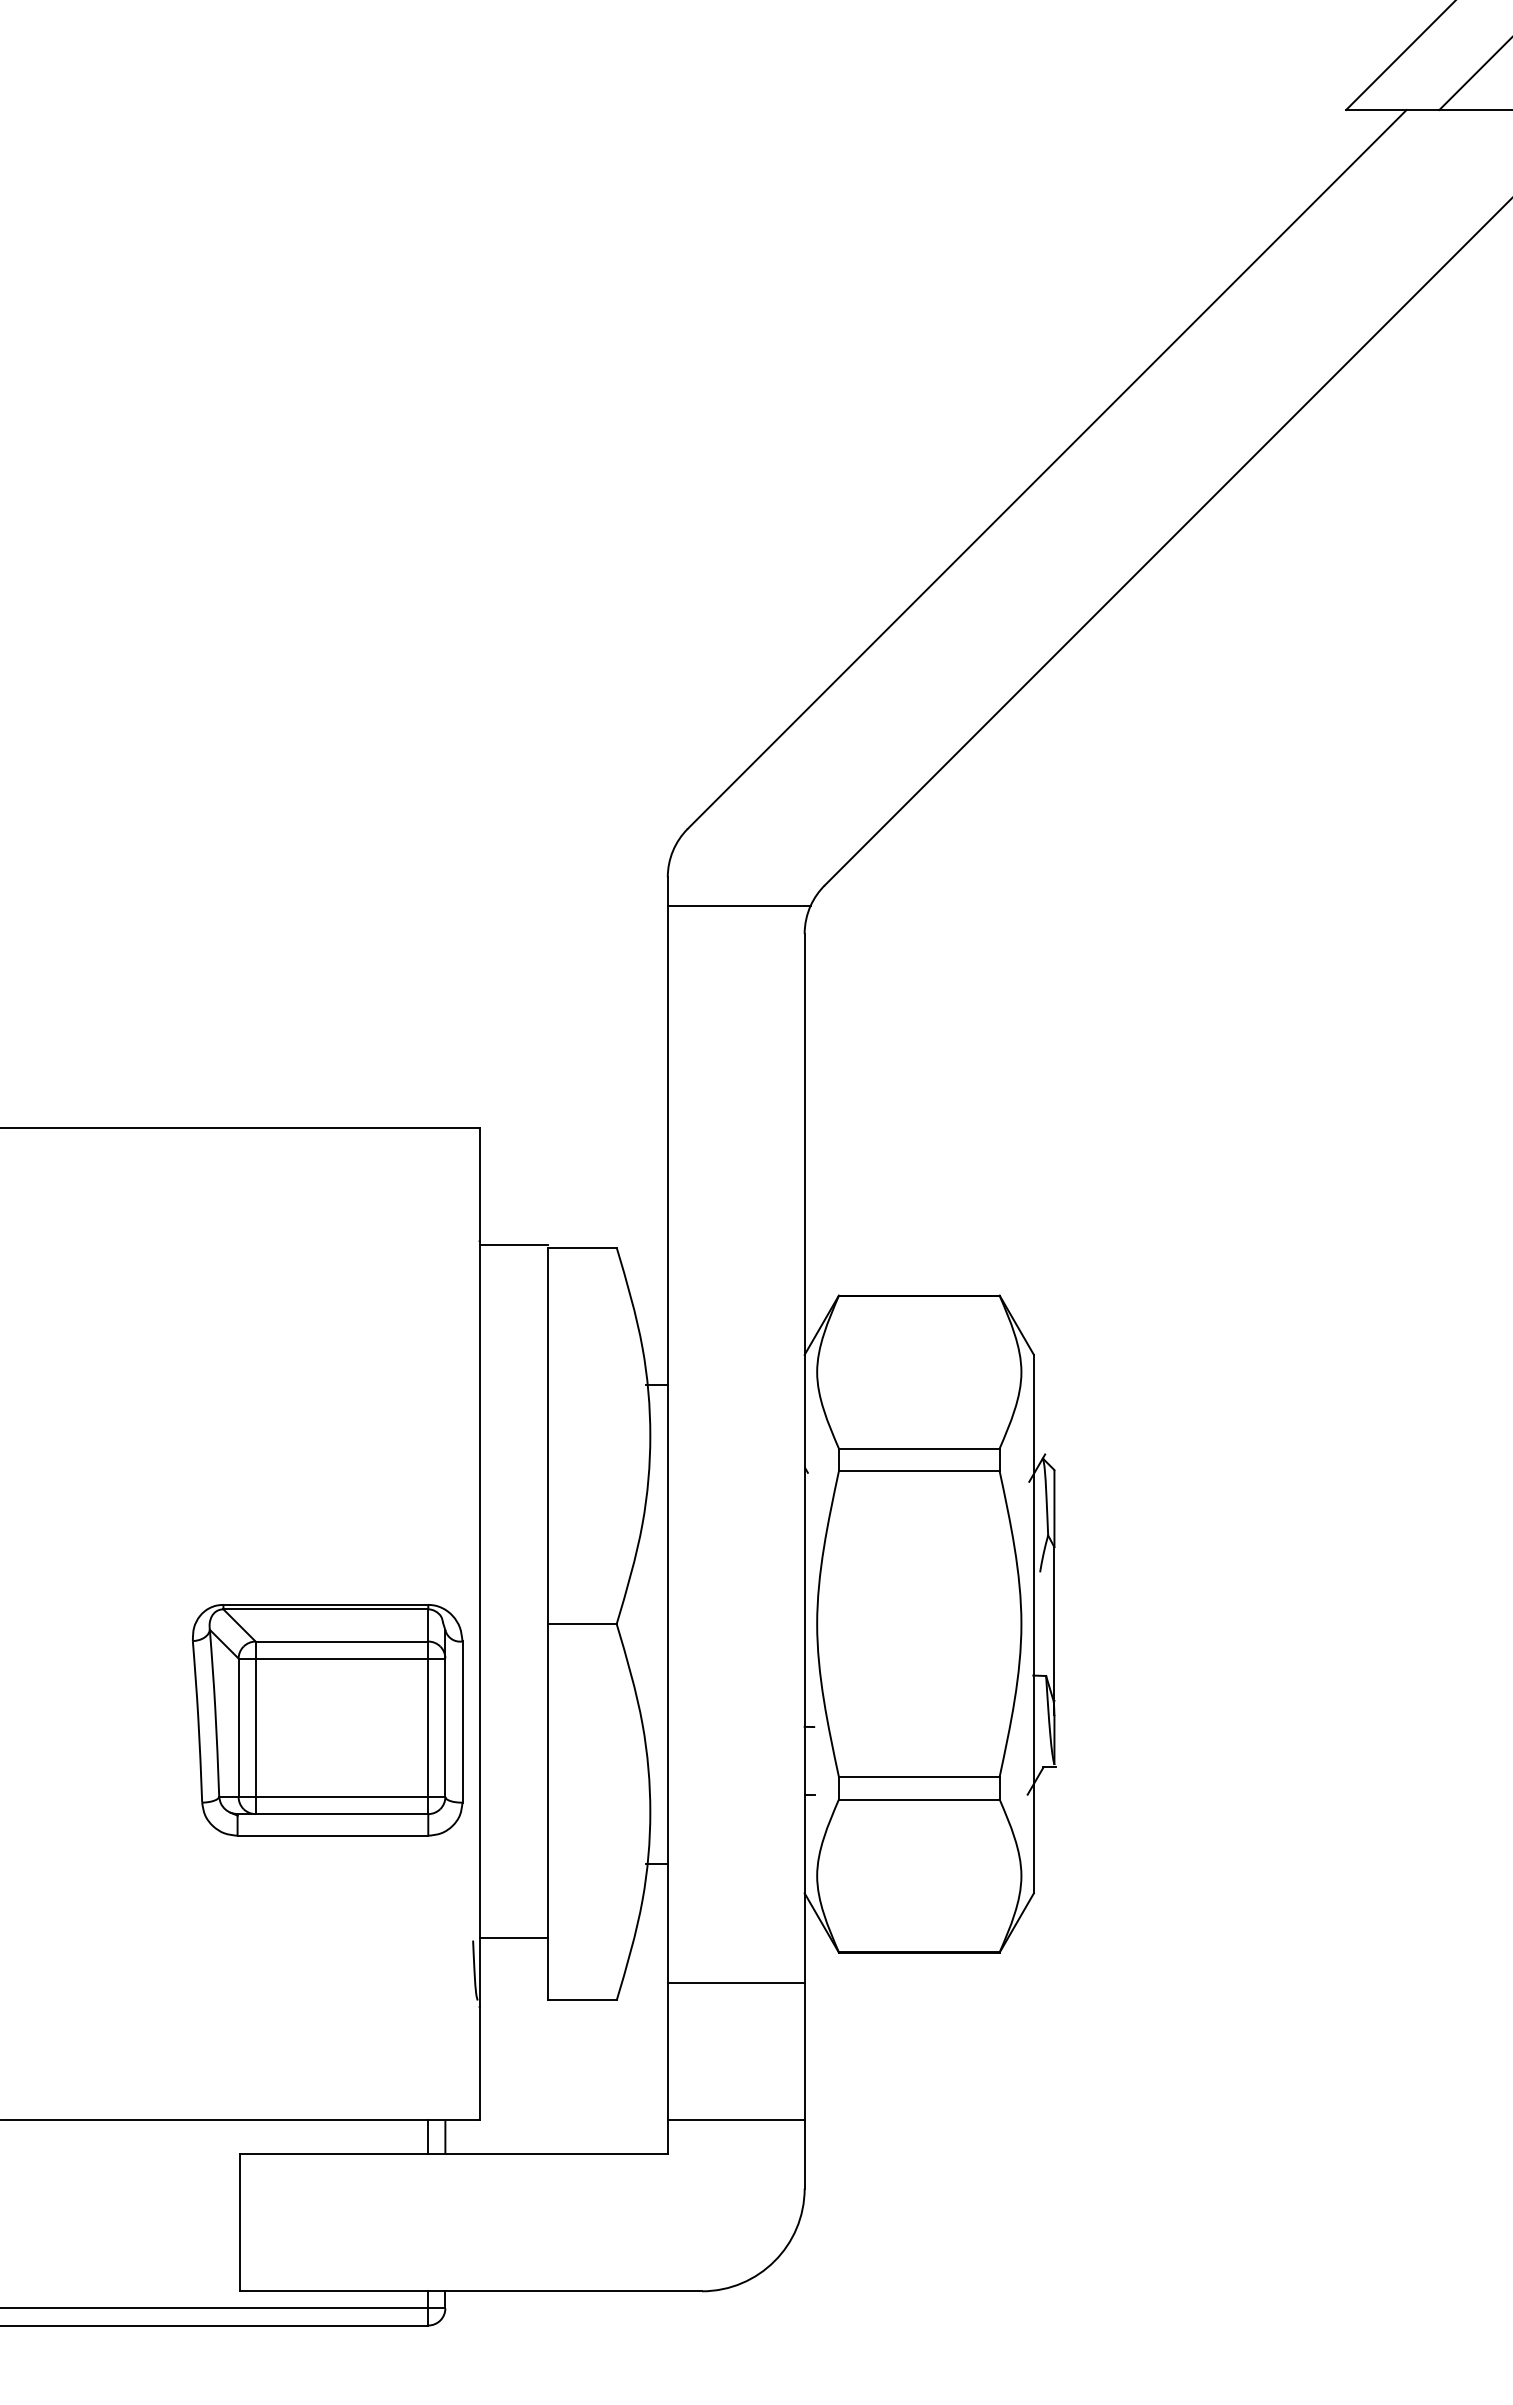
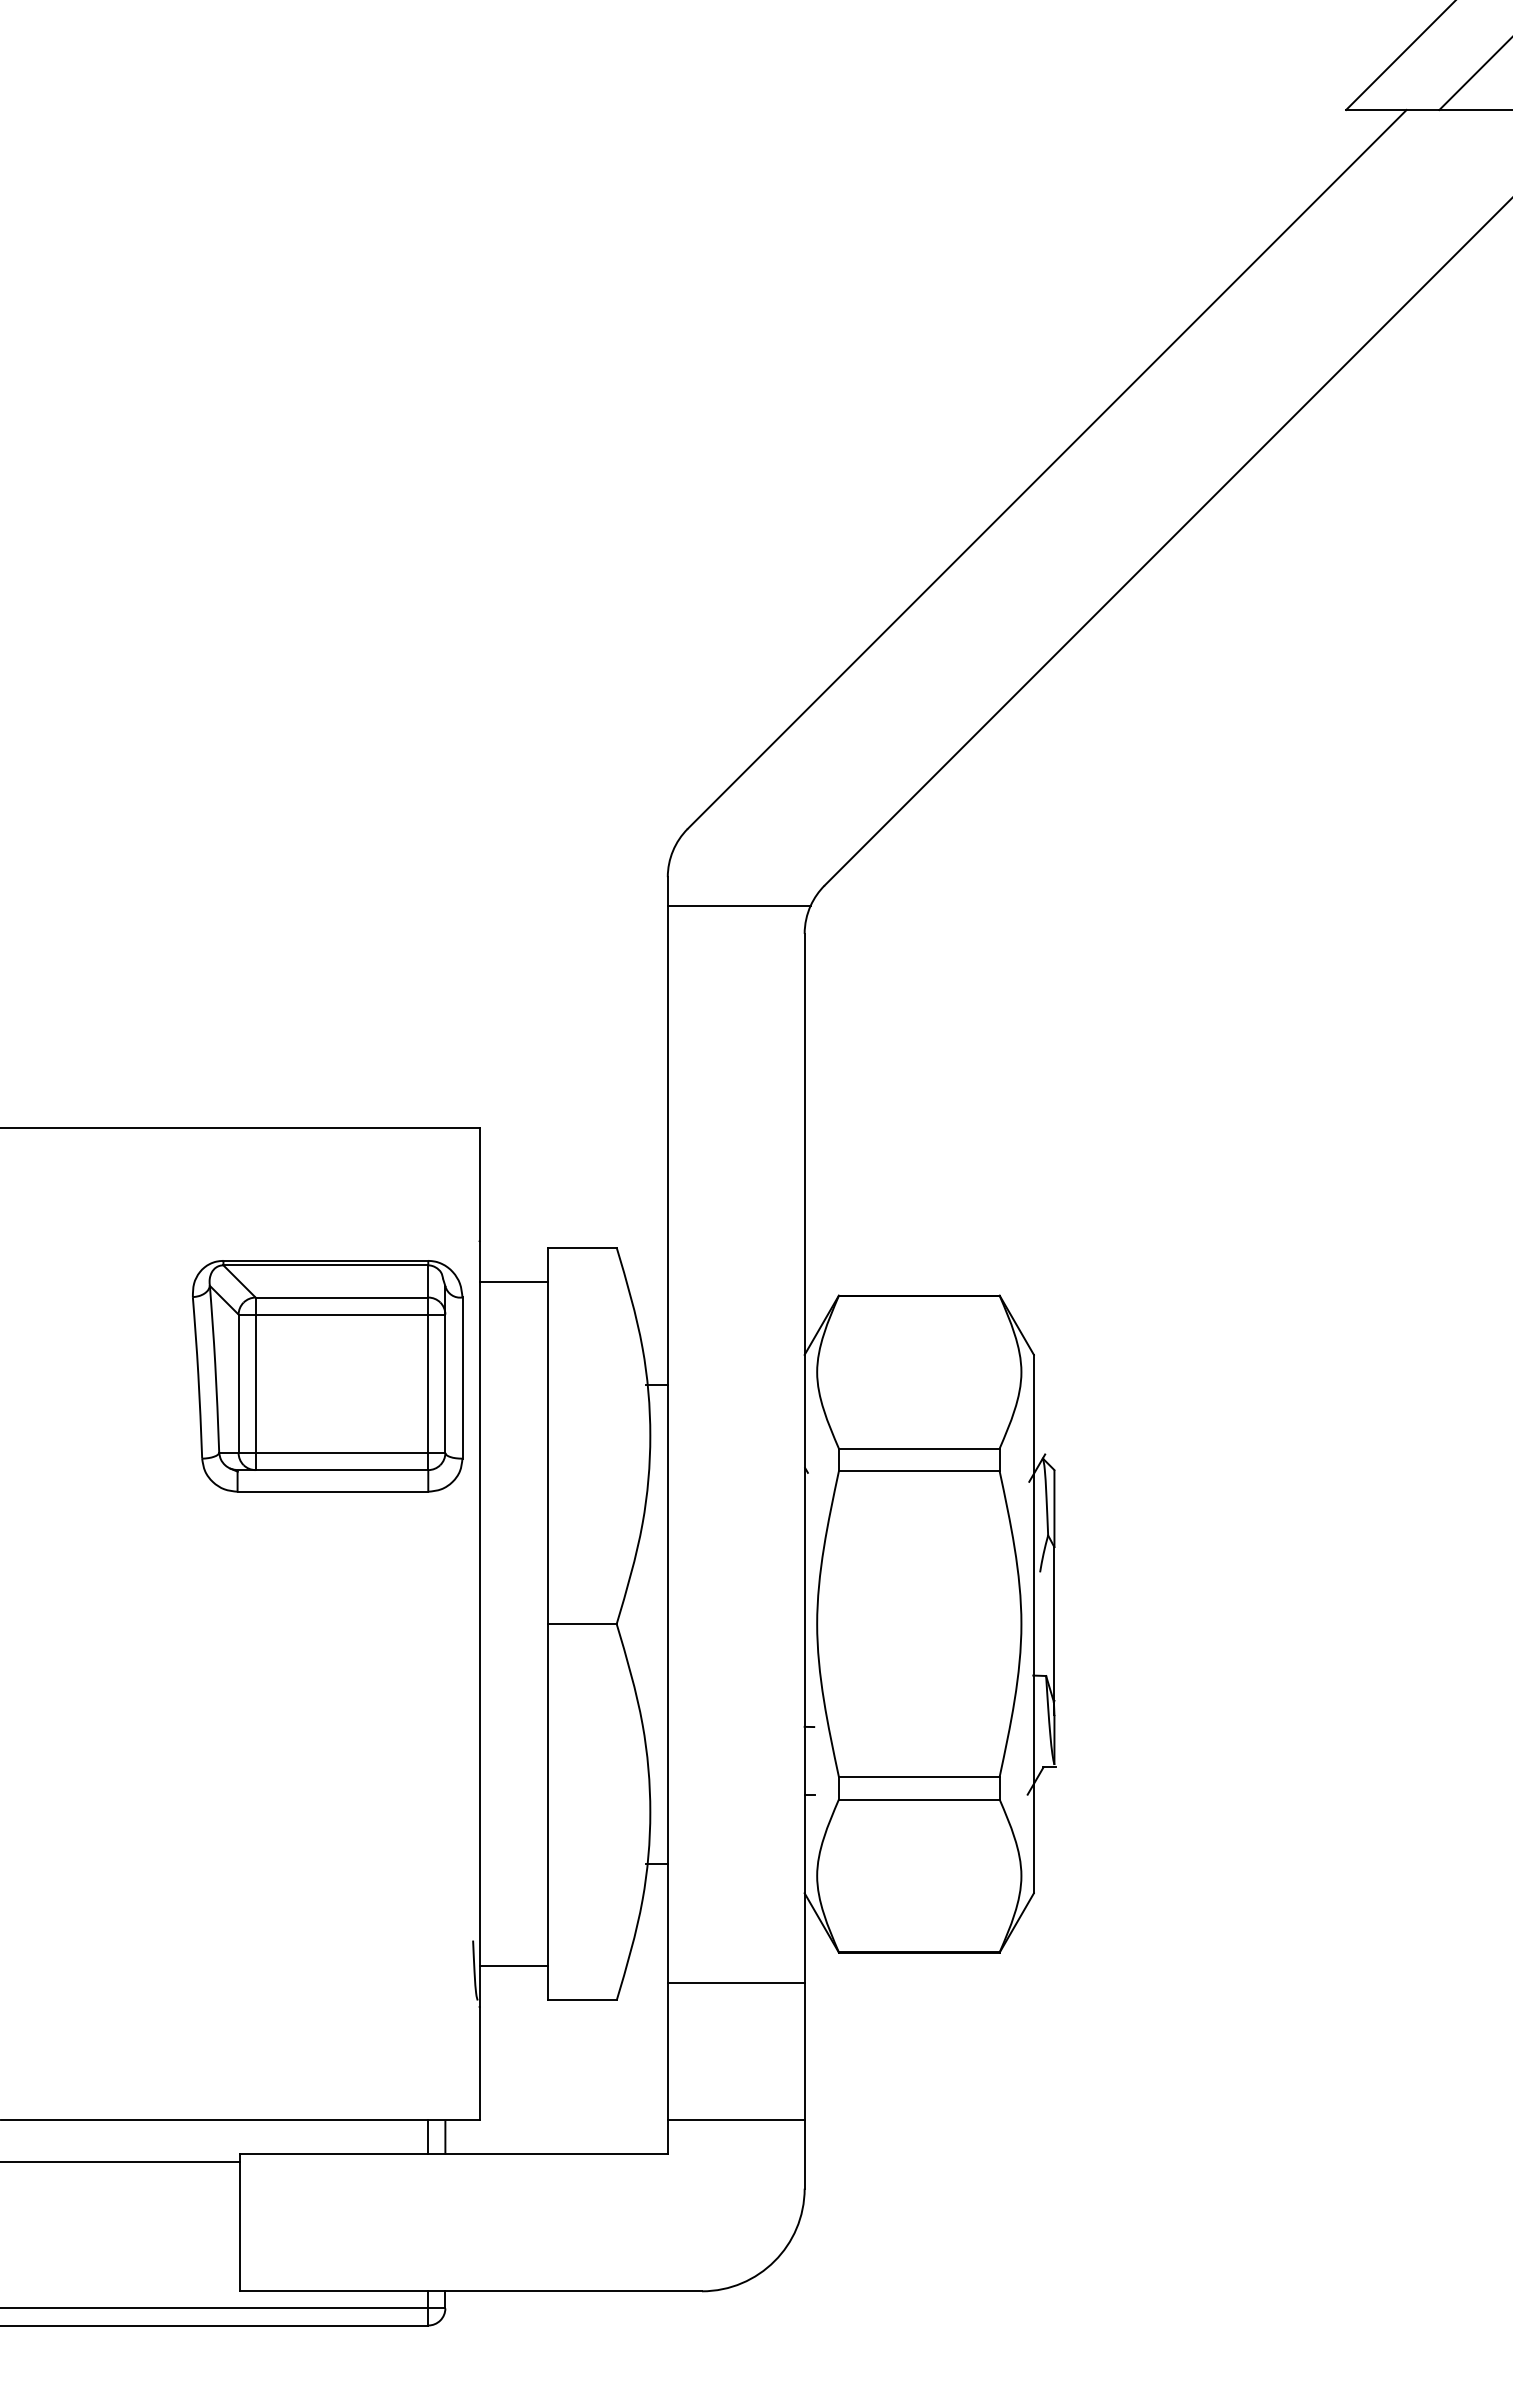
line position: (513, 1244) -> (513, 1281) (513, 1281)
part position: (327, 1720) -> (327, 1376) (327, 1376)
line position: (513, 1938) -> (513, 1966) (513, 1966)
line: none -> present (121, 2161)
